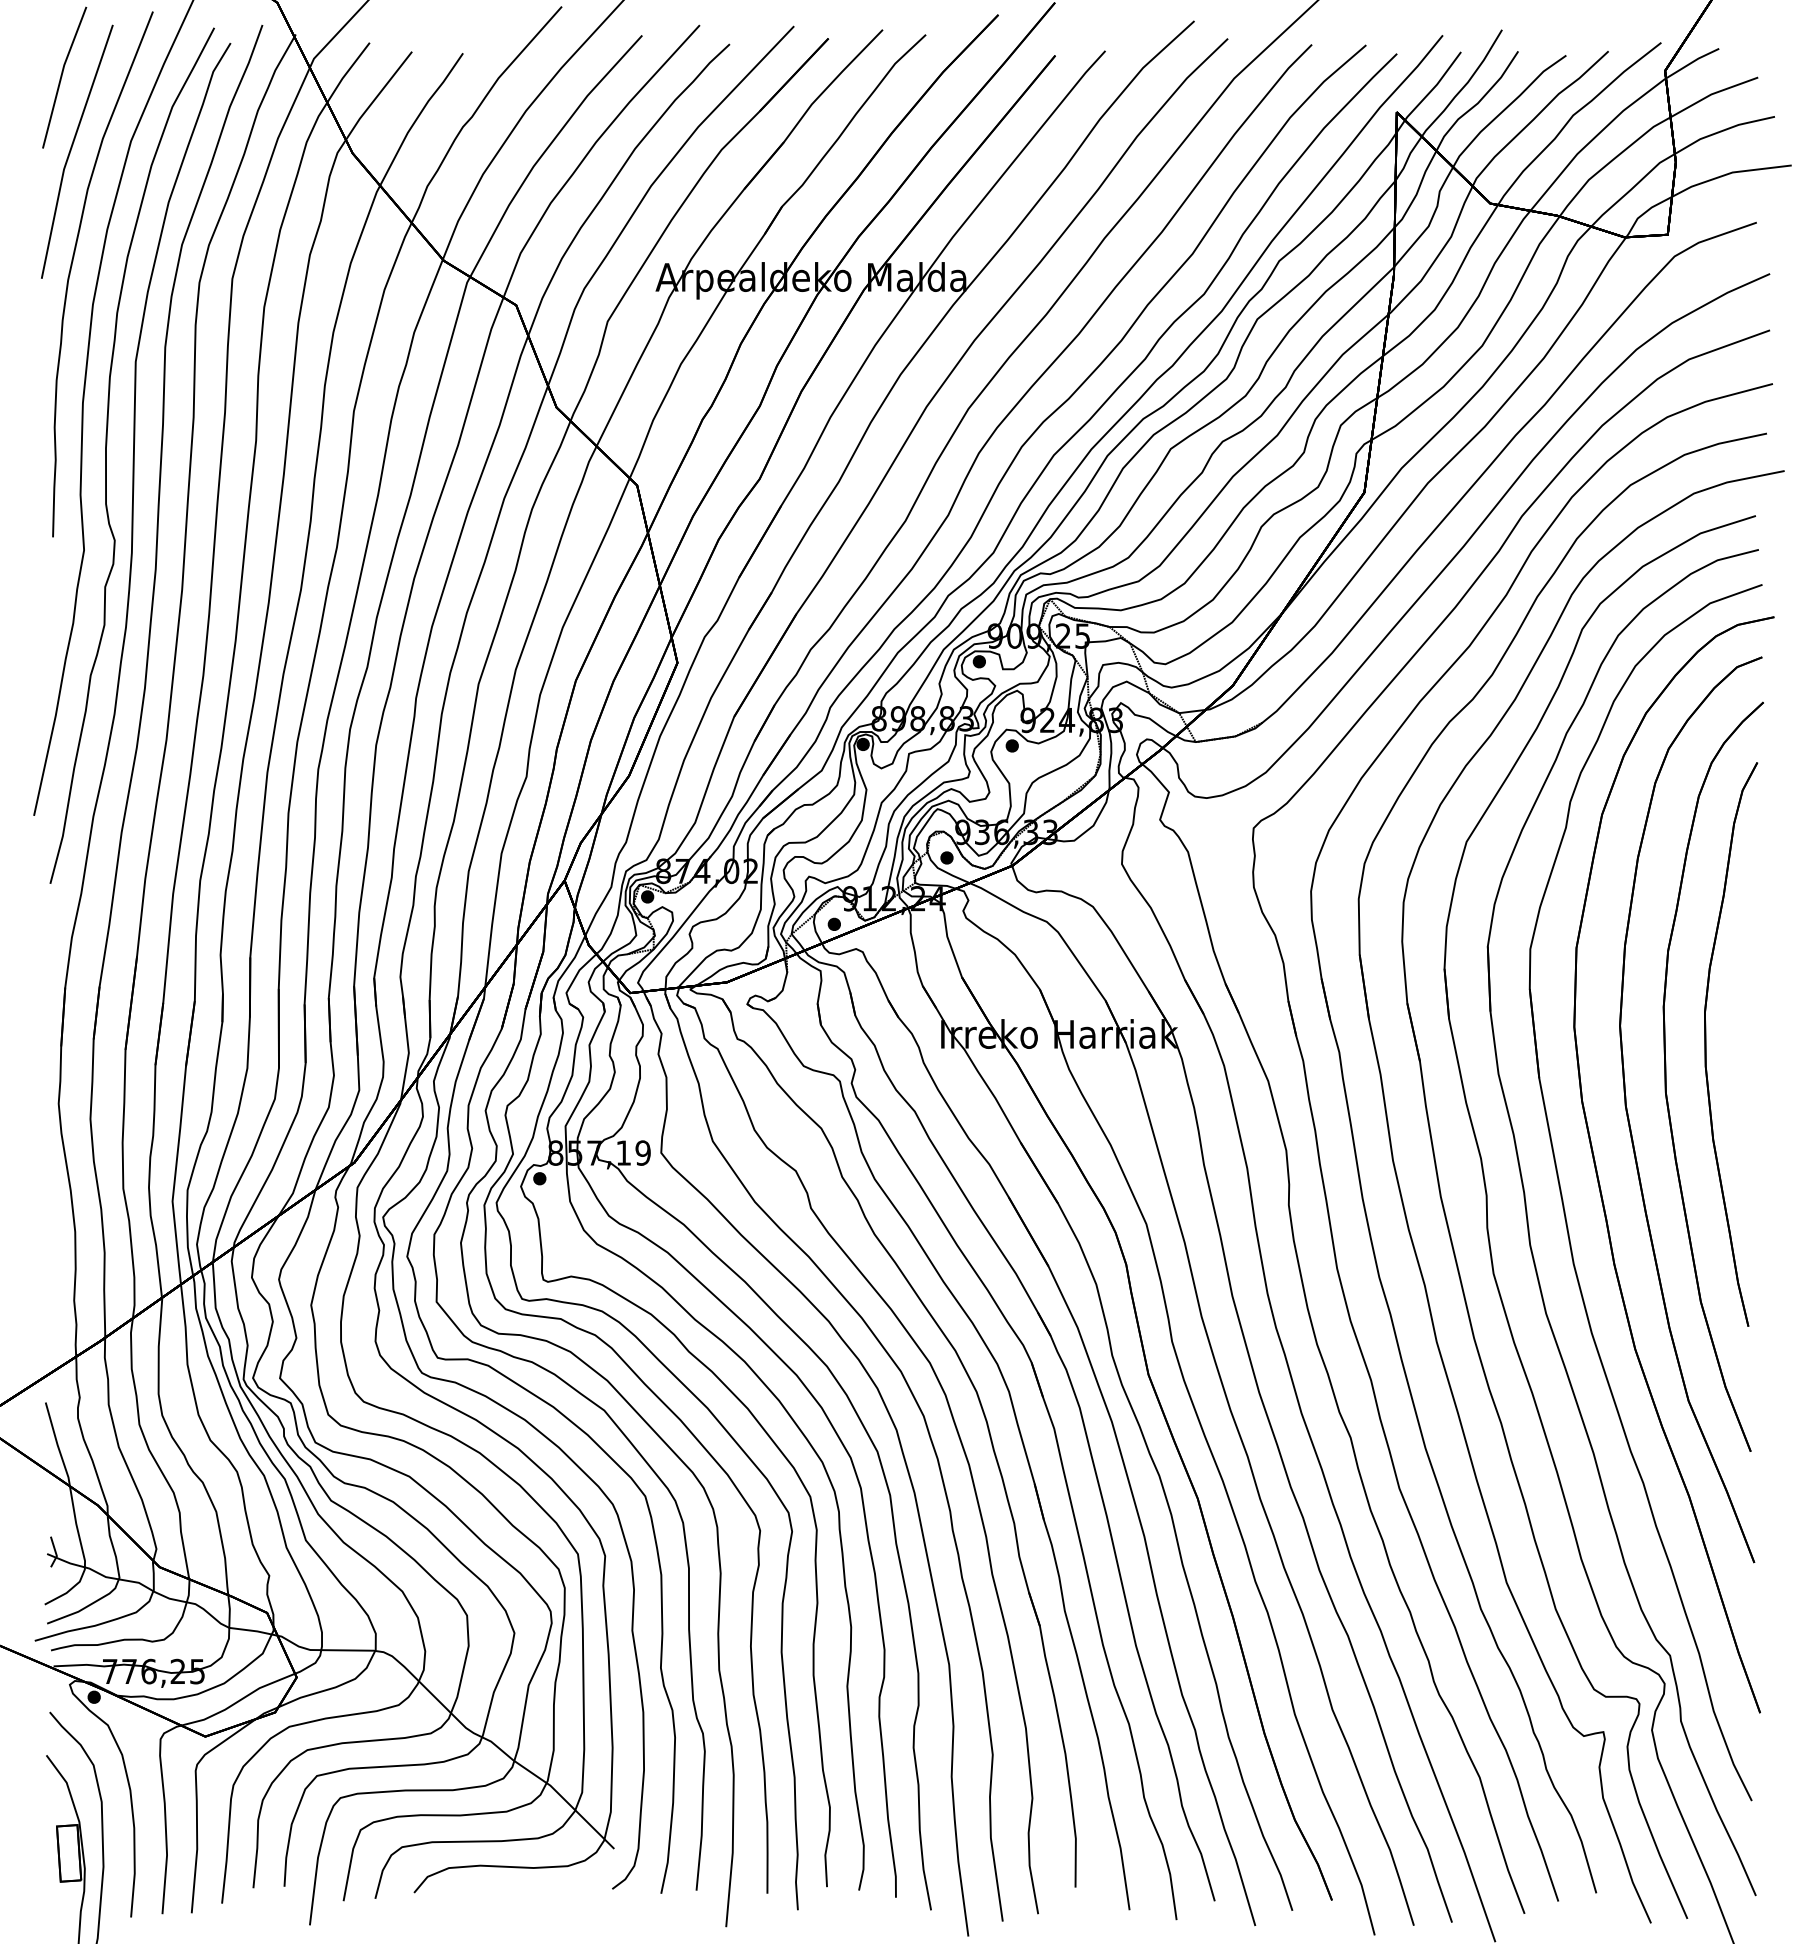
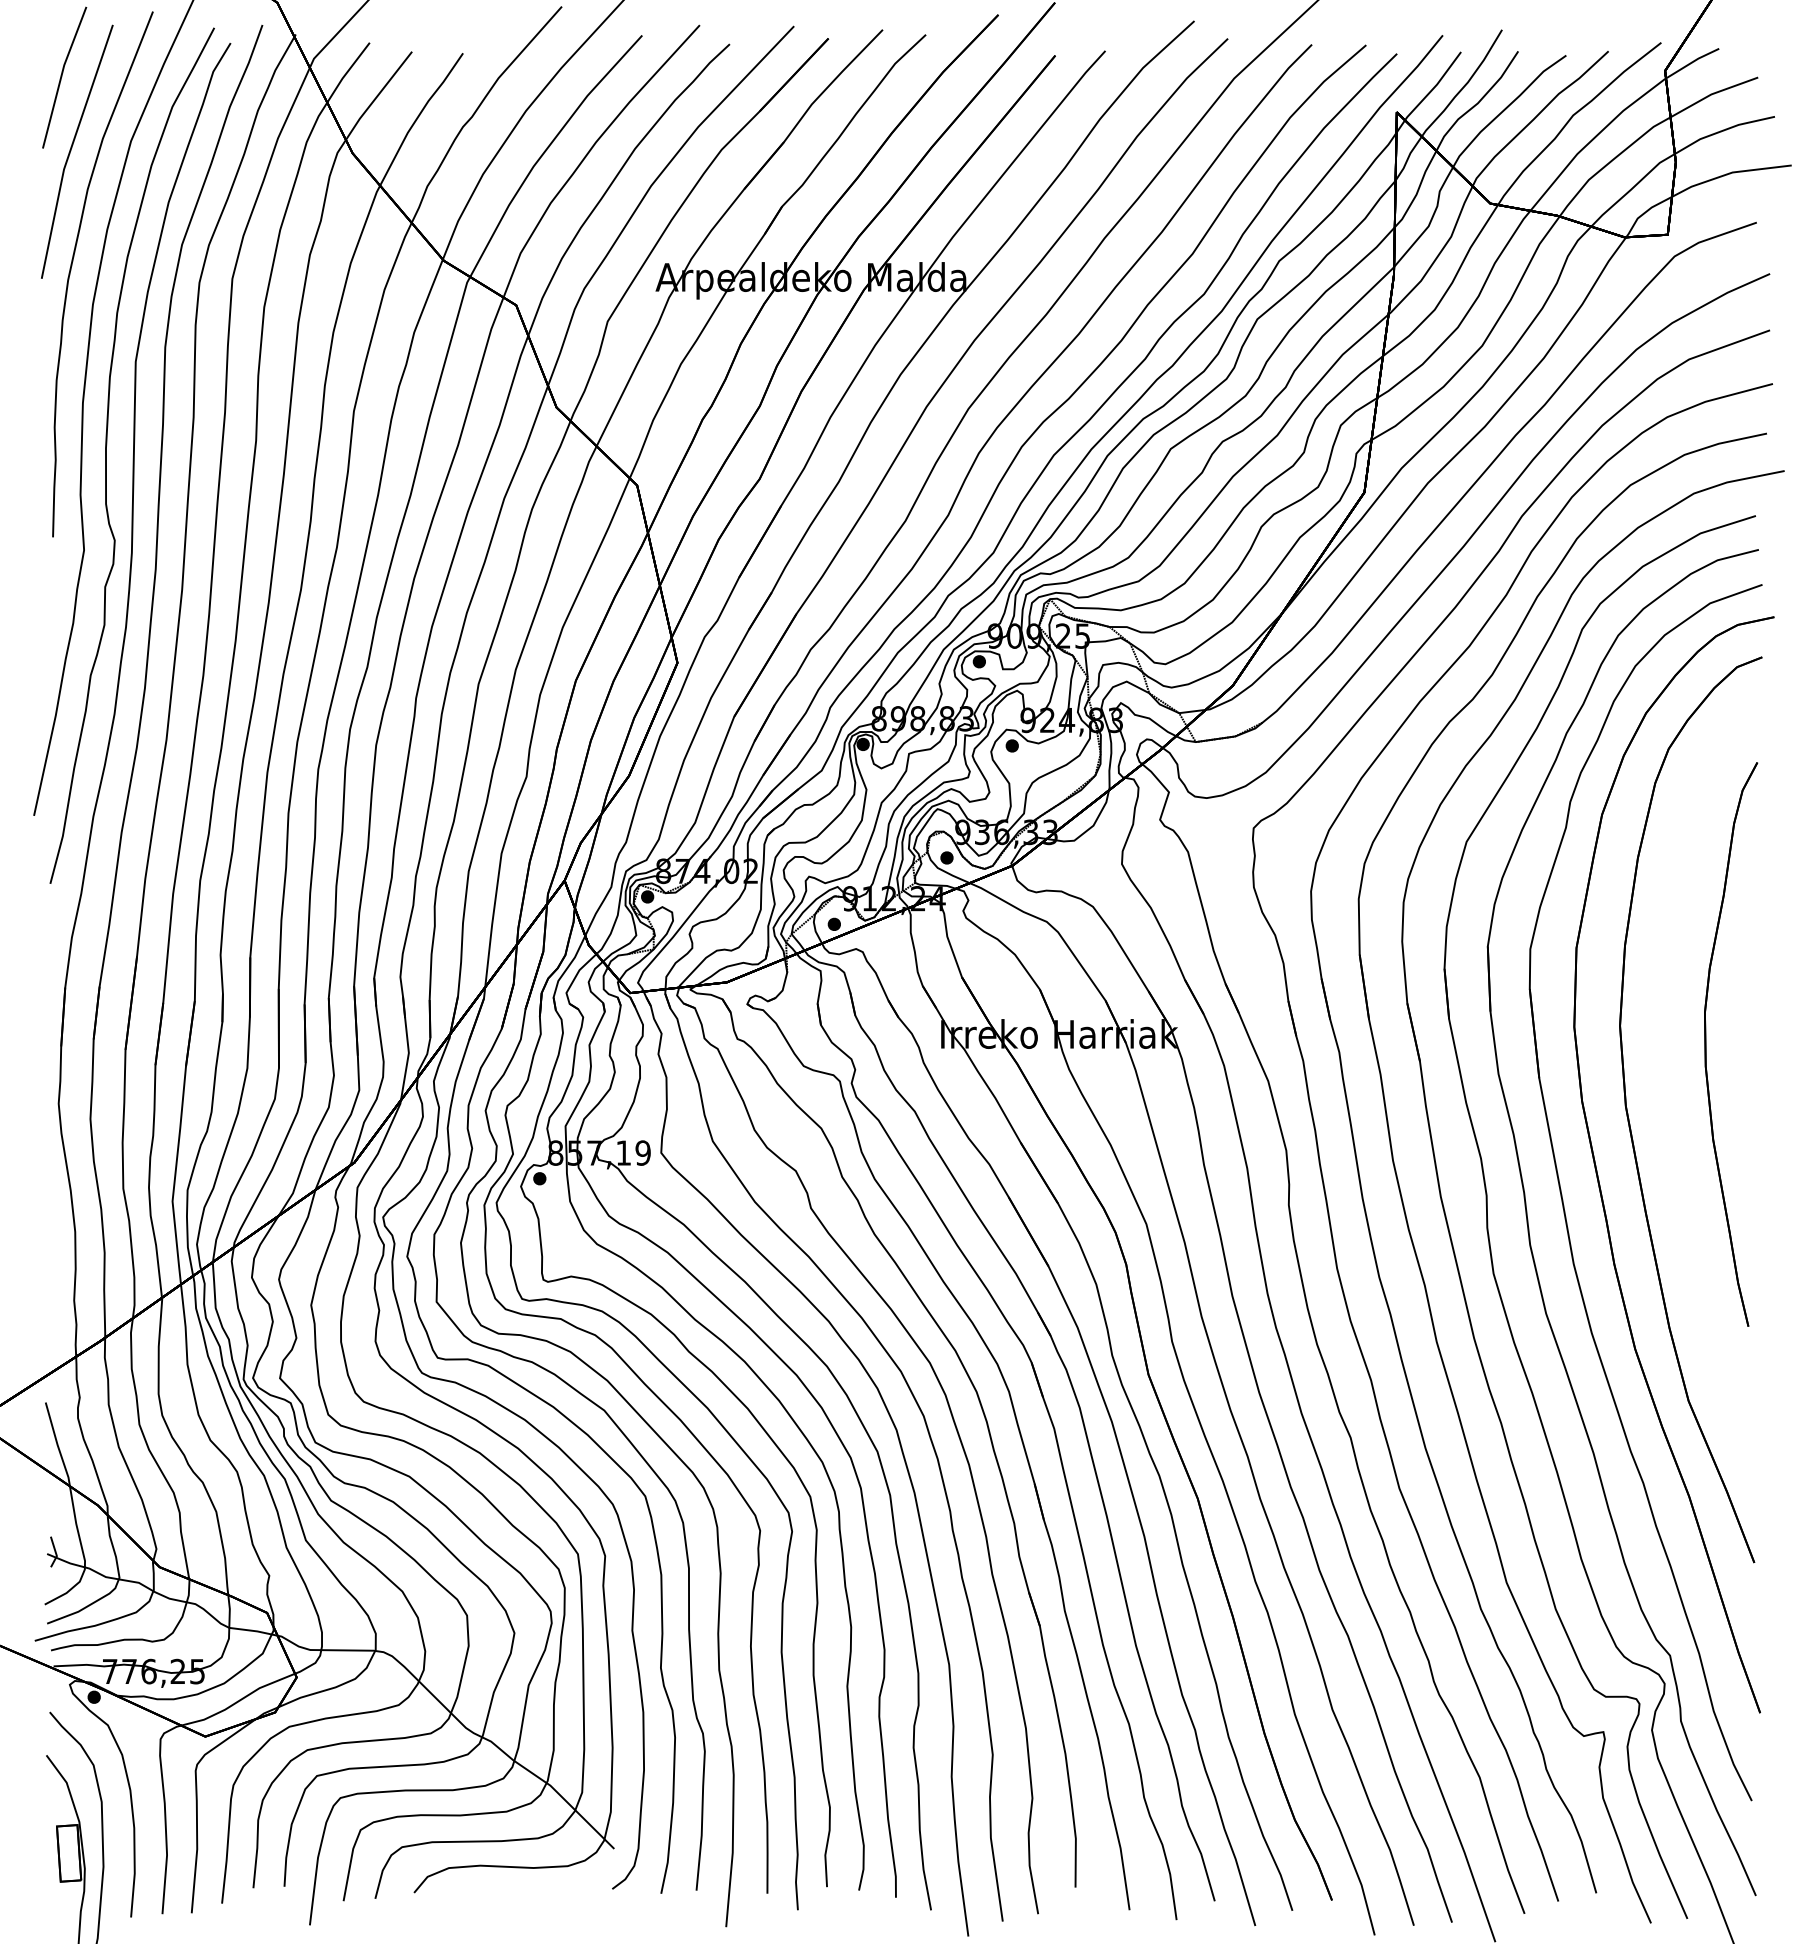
part: present -> none (1666, 1076)
